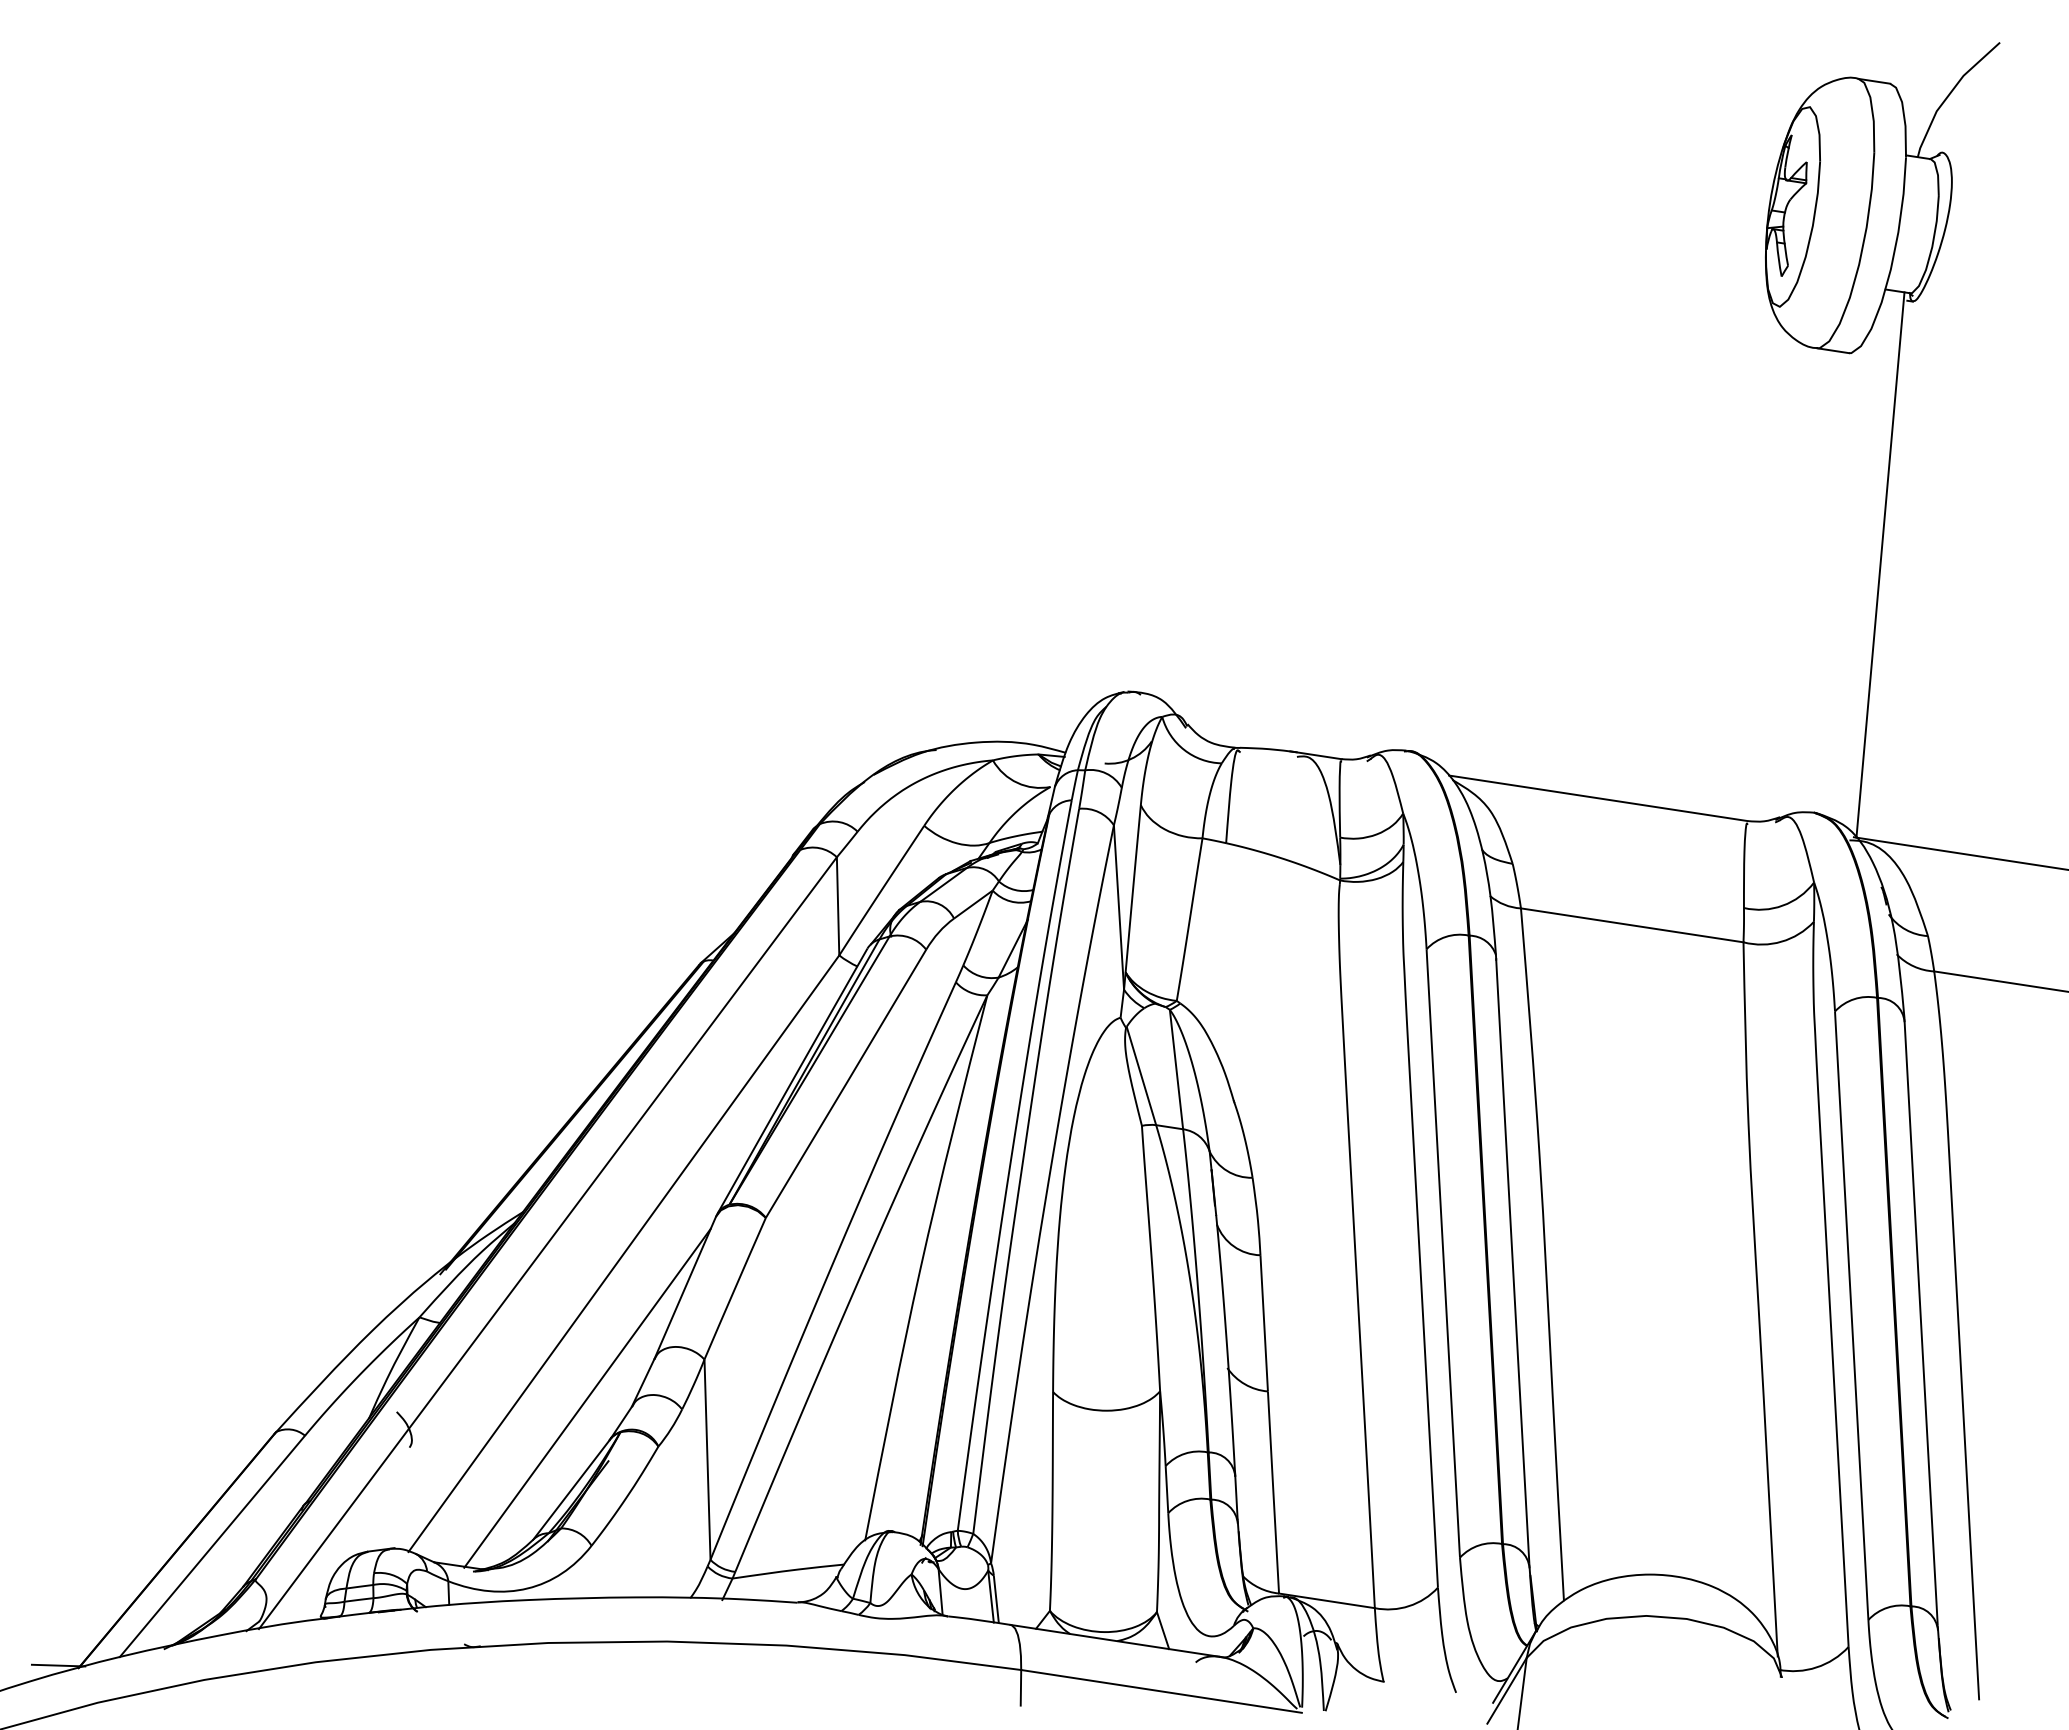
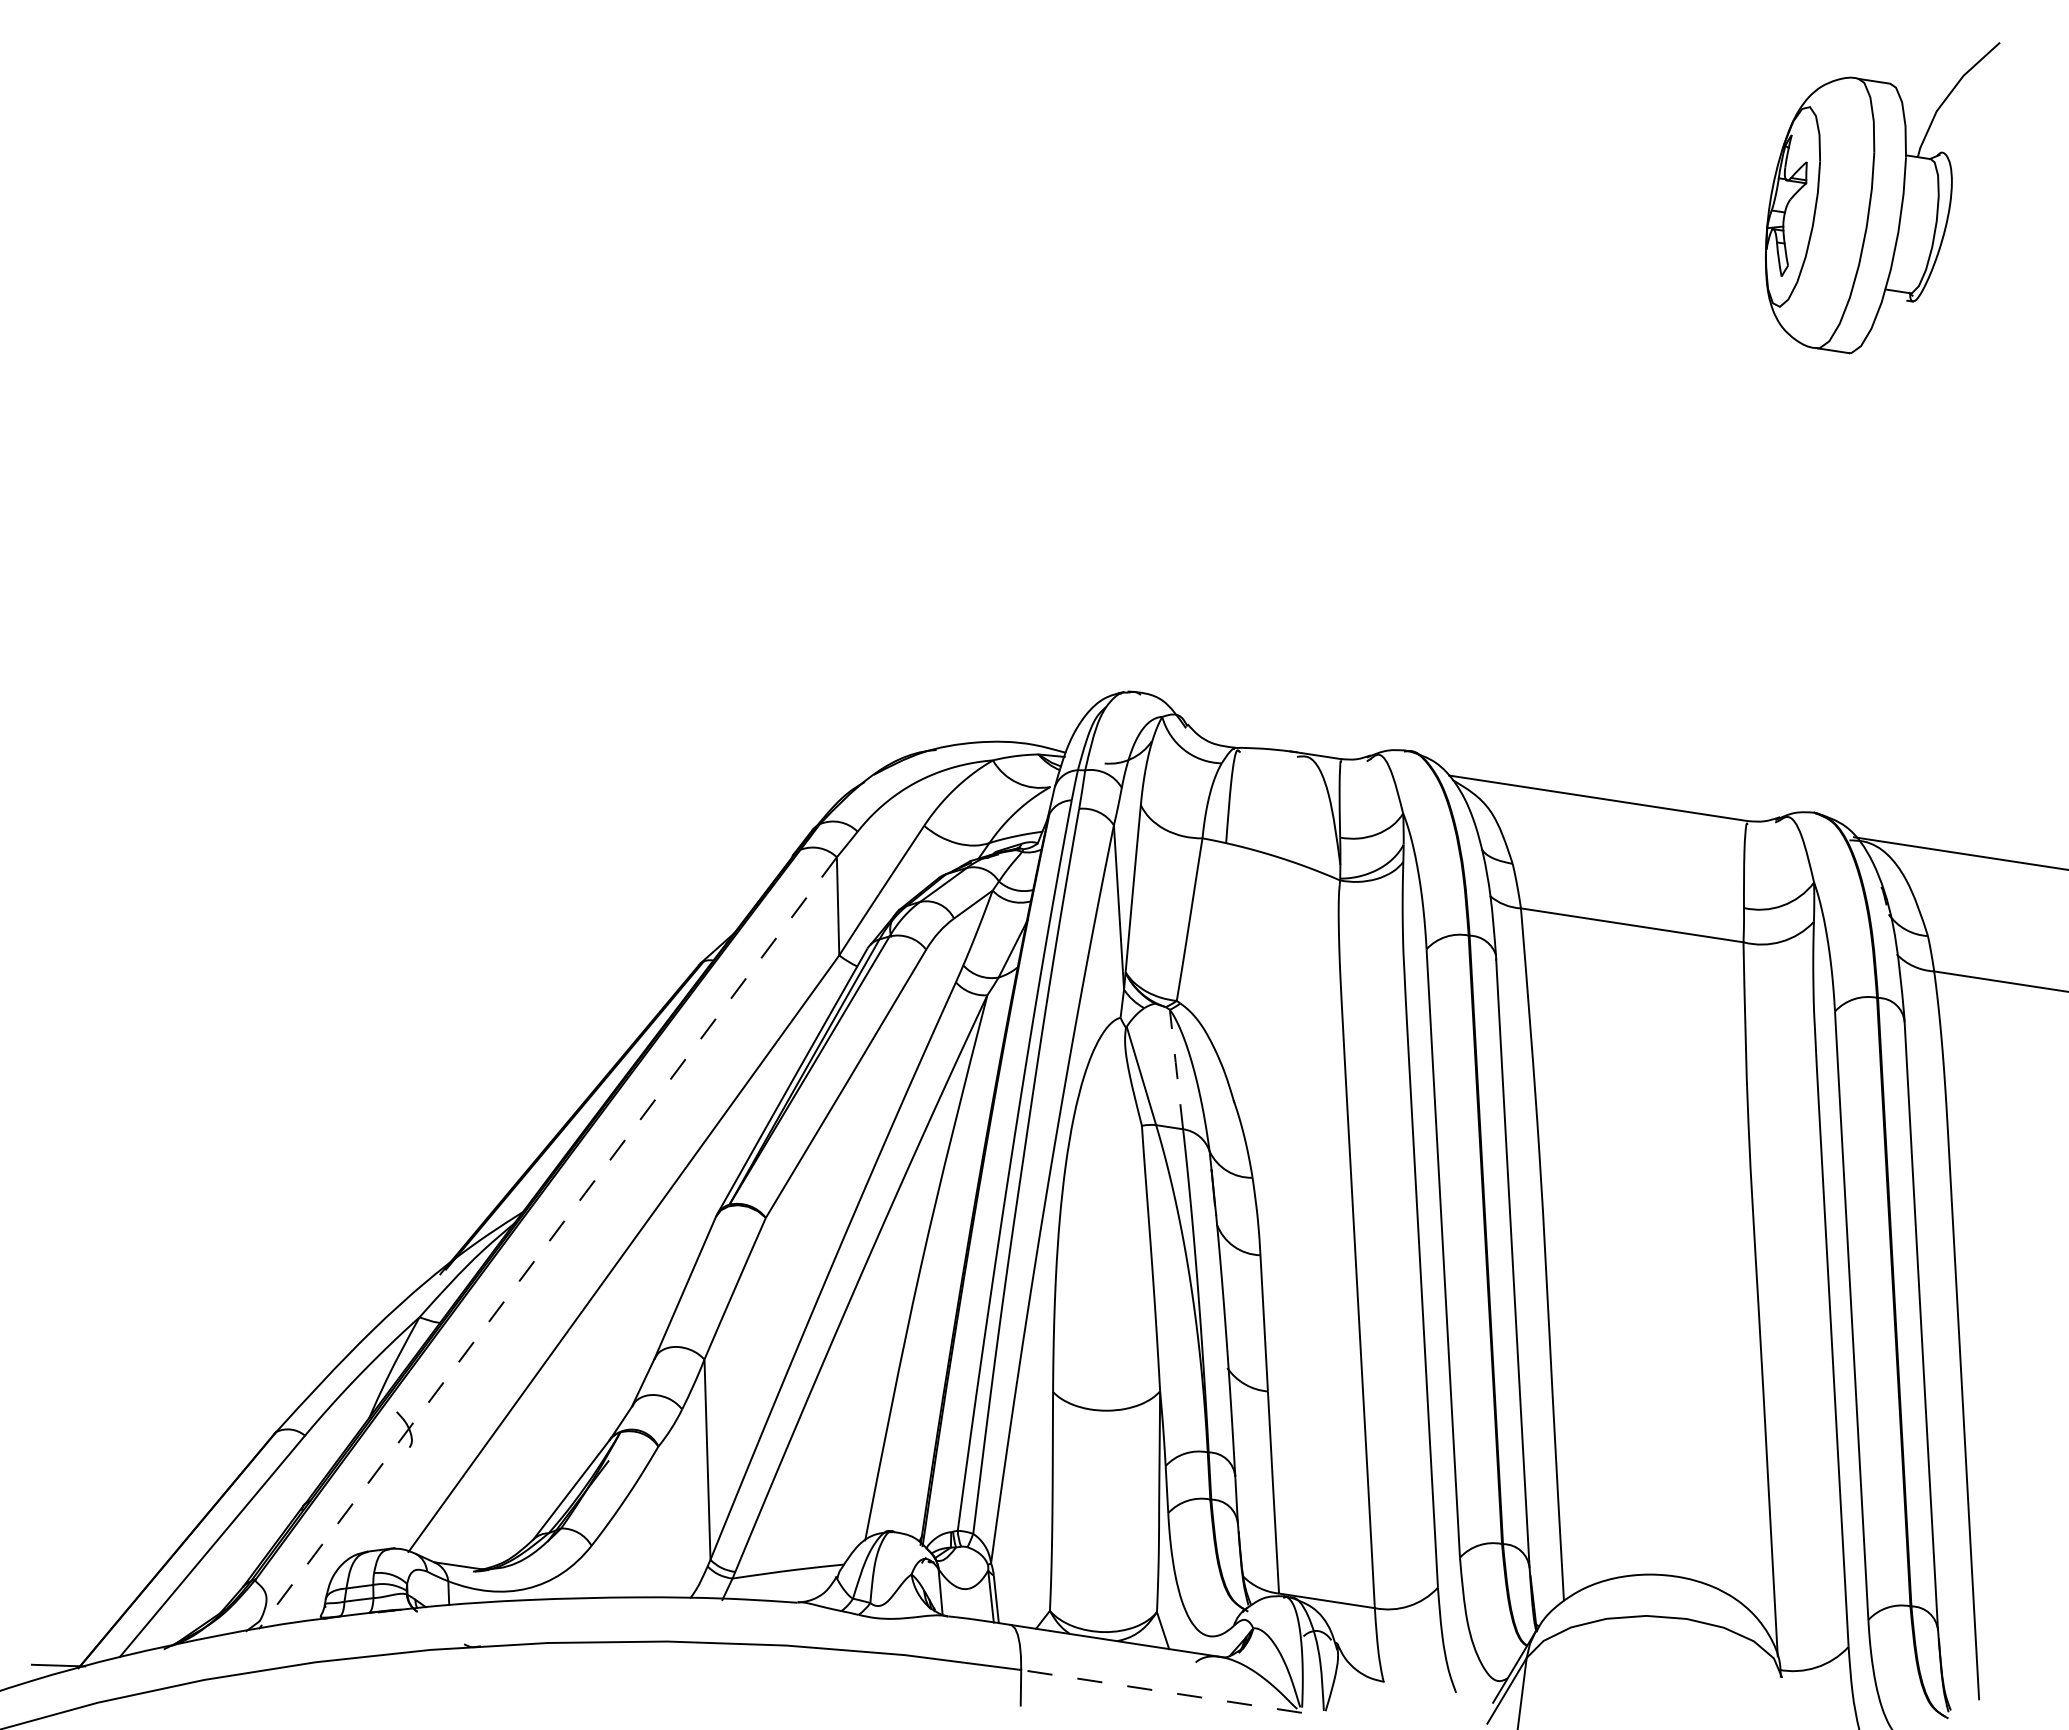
line: present -> none (1880, 564)
line: solid -> dashed (1176, 1069)
line: solid -> dashed (547, 1243)
line: present -> none (587, 1397)
line: solid -> dashed (1161, 1691)
